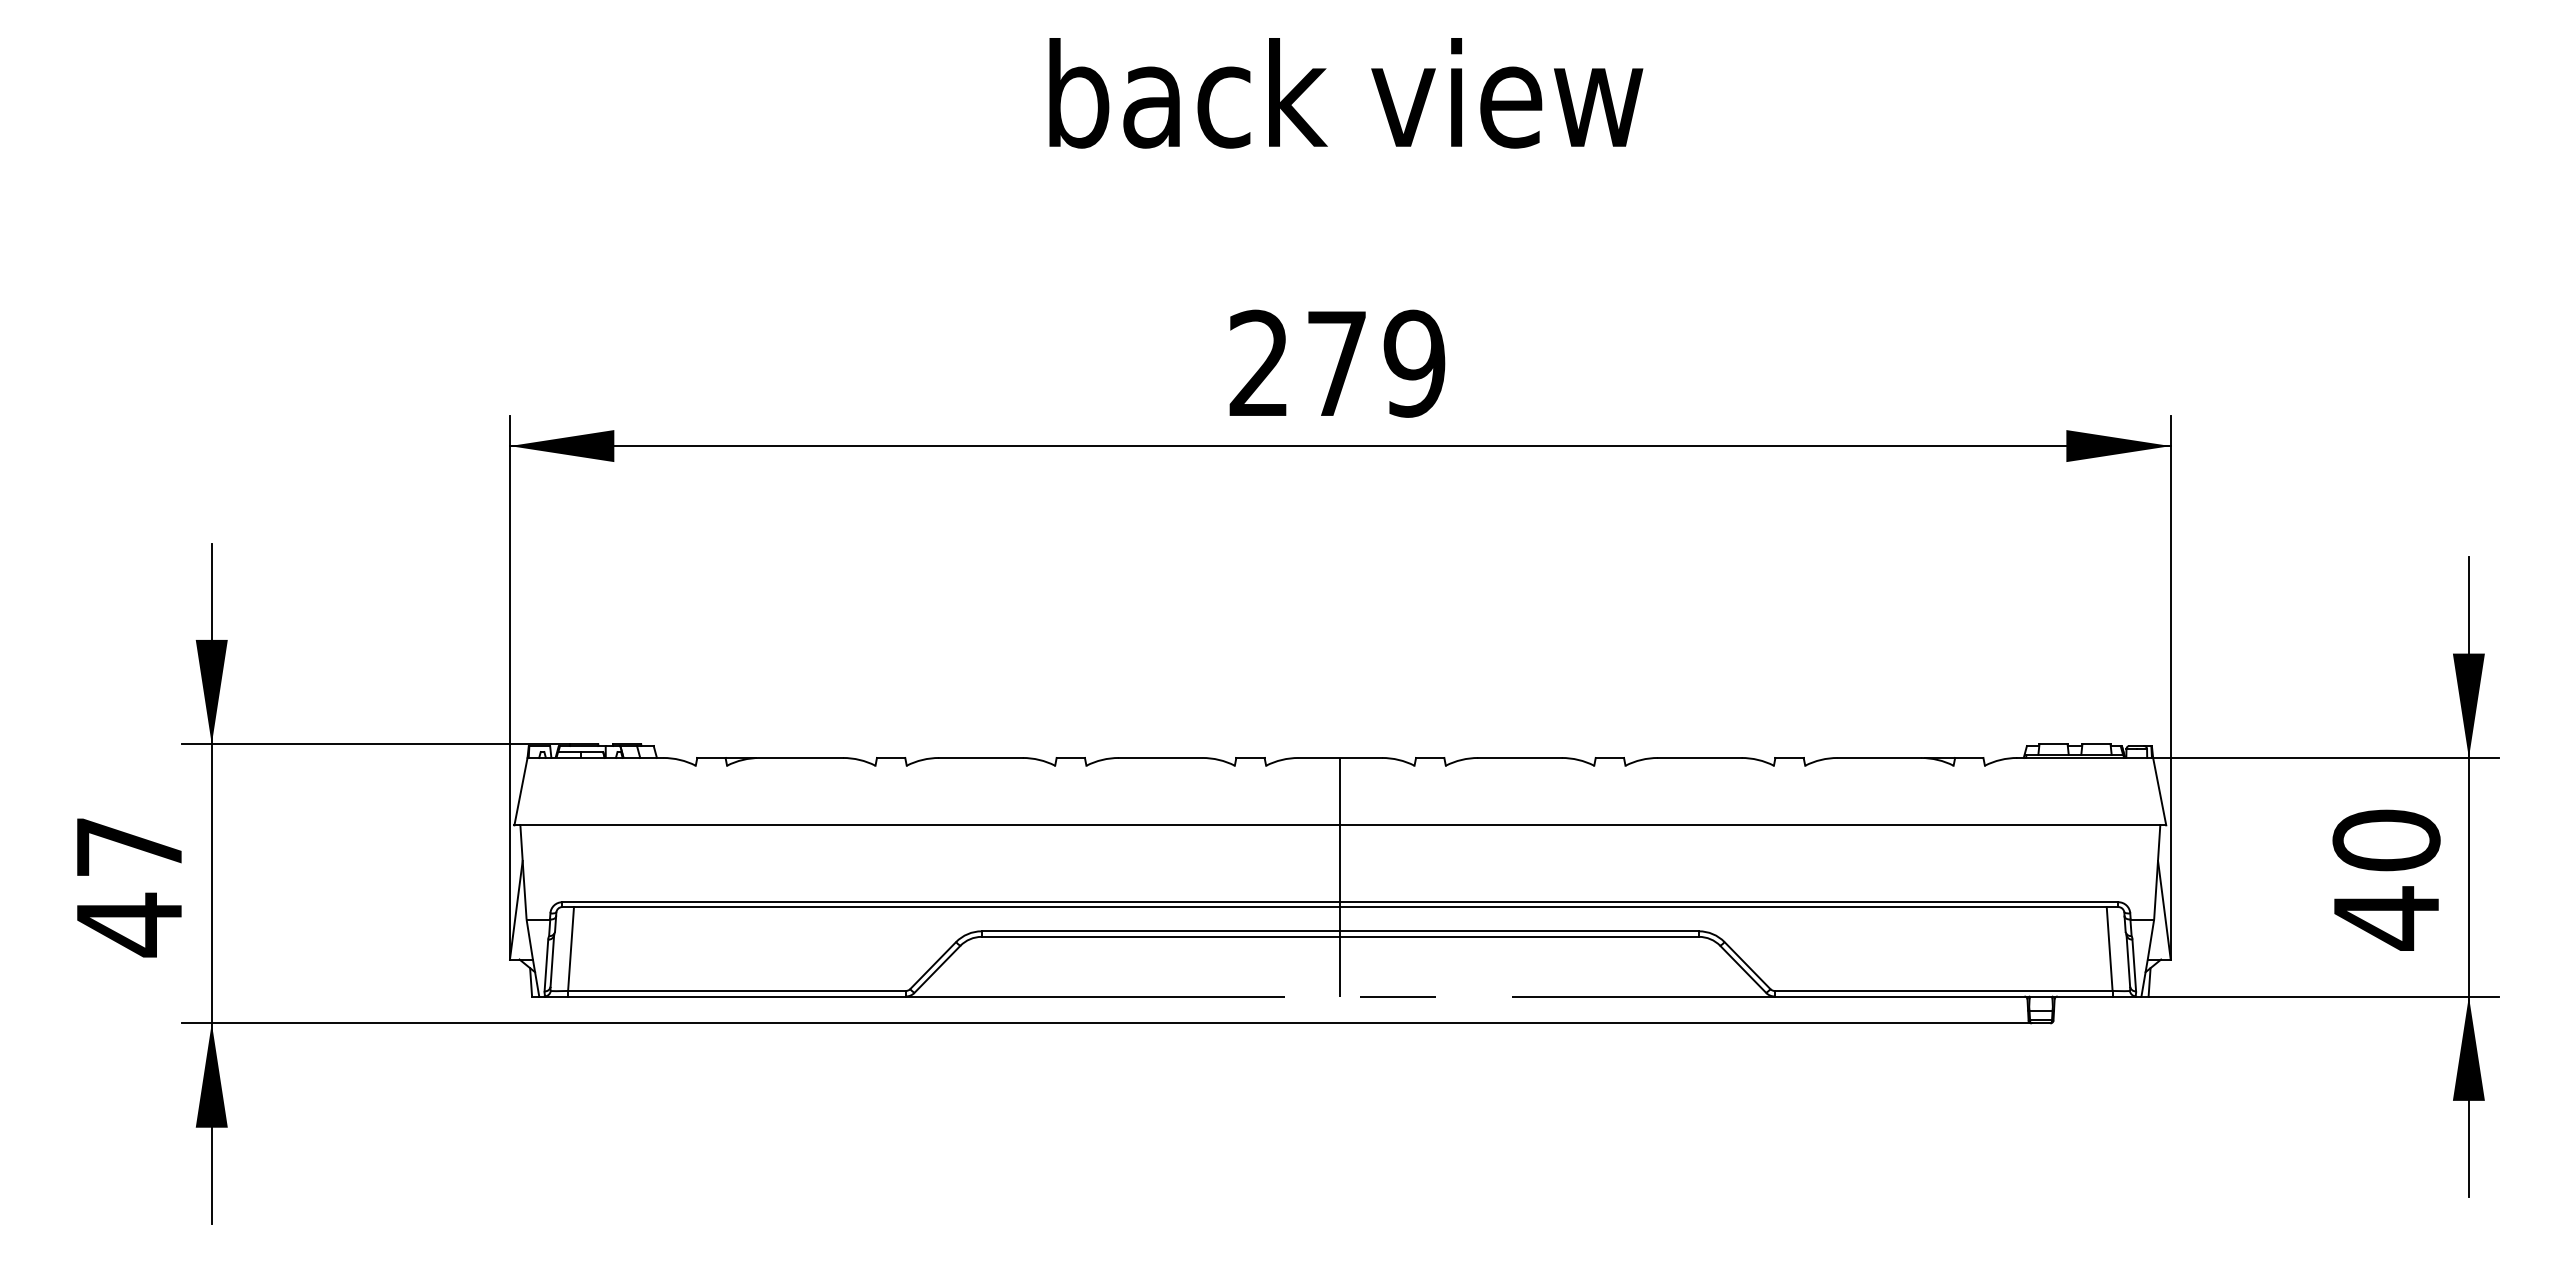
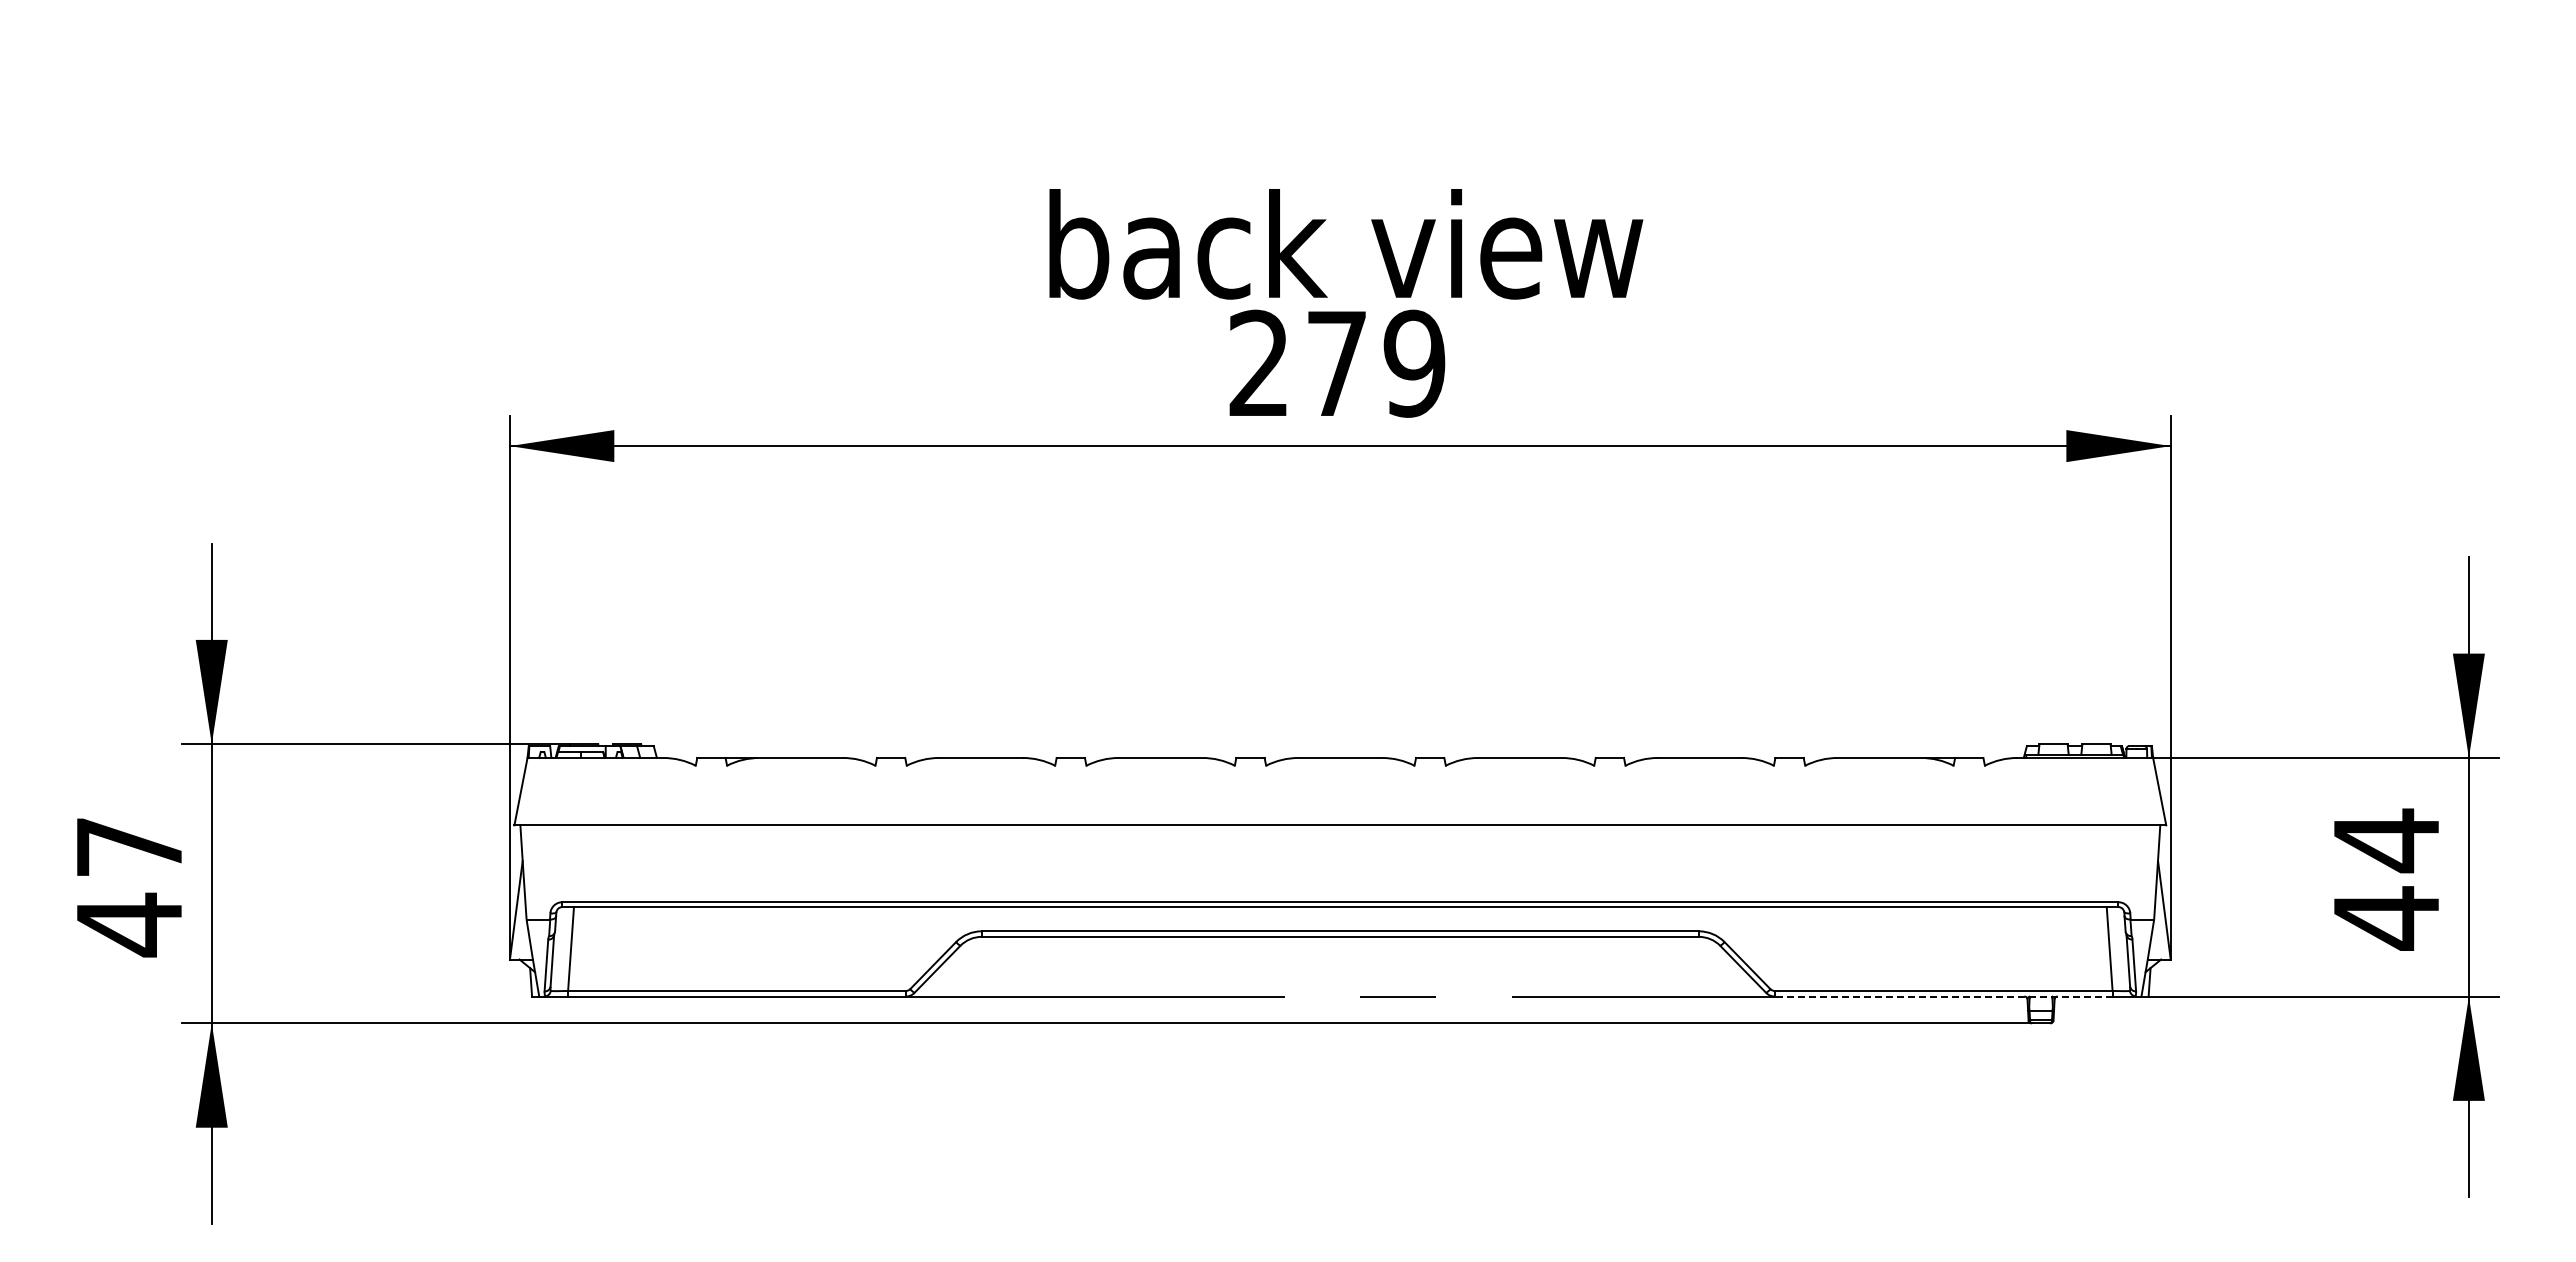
text position: (1346, 93) -> (1346, 244) (1346, 244)
text: 40 -> 44 (2386, 840)
line: present -> none (1340, 876)
line: solid -> dashed (1943, 996)
